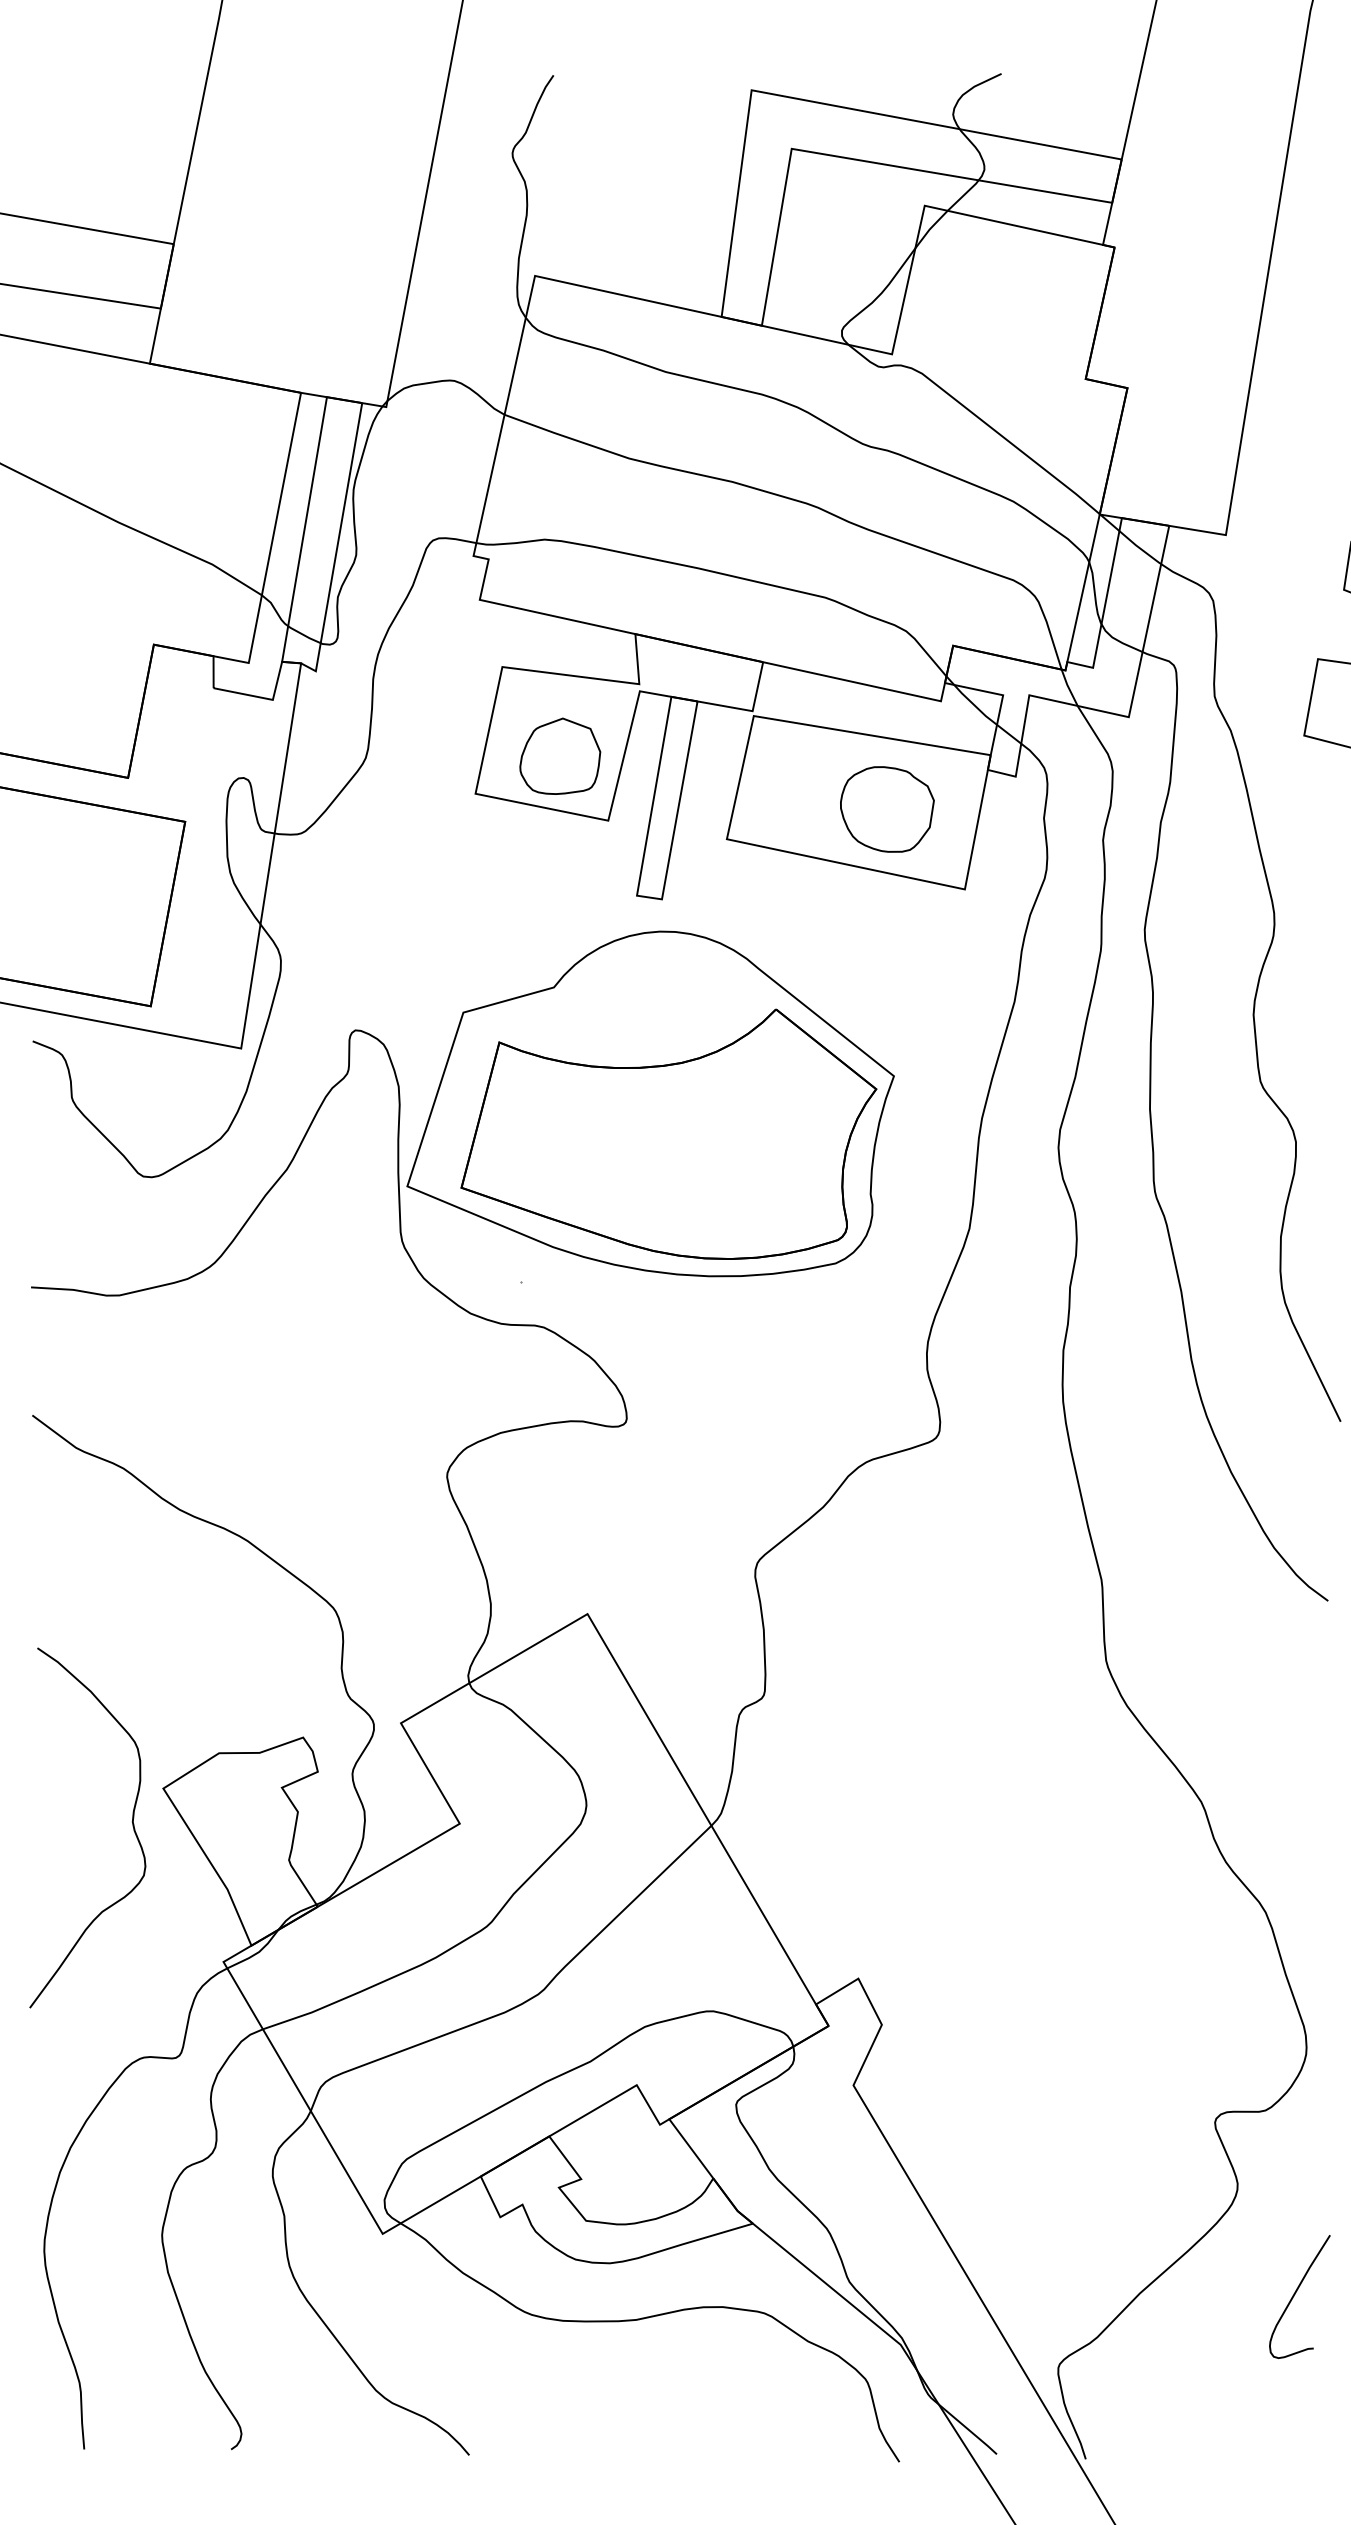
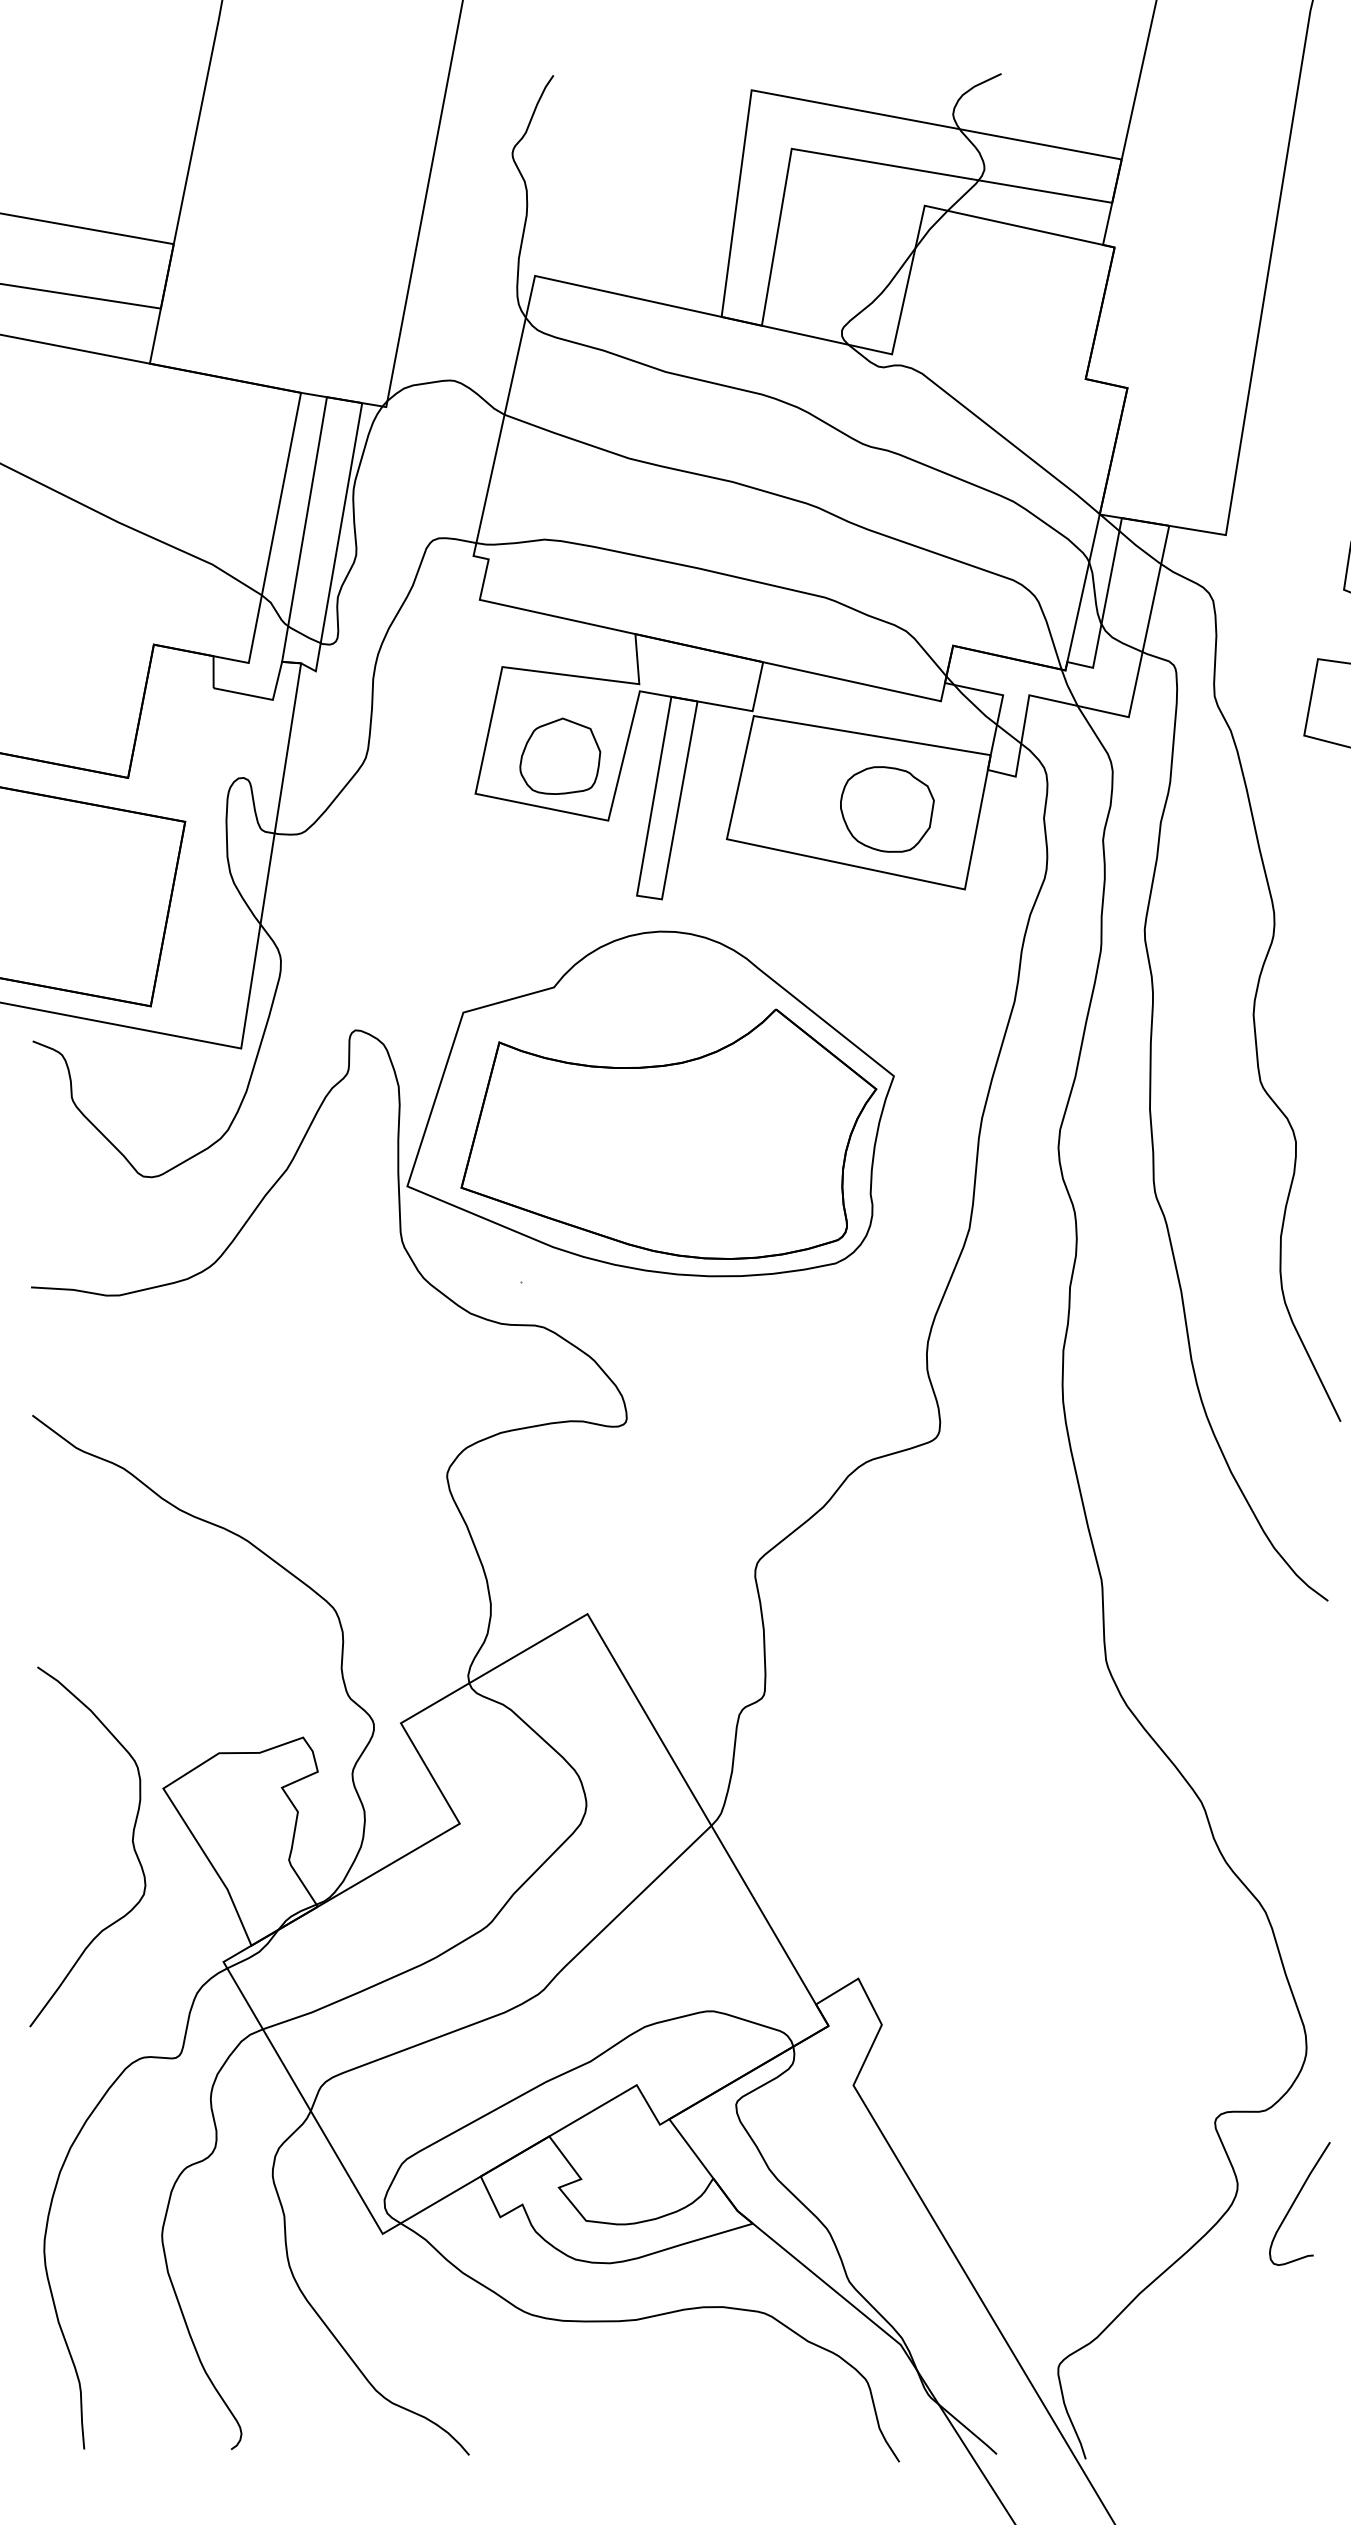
curve position: (132, 1826) -> (132, 1845) (132, 1845)
curve position: (1295, 2294) -> (1295, 2201) (1295, 2201)
